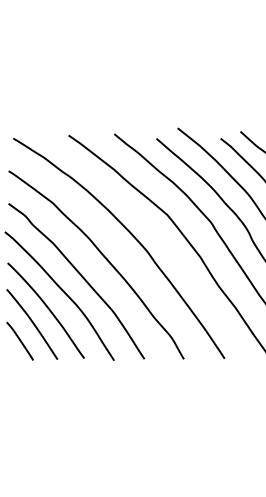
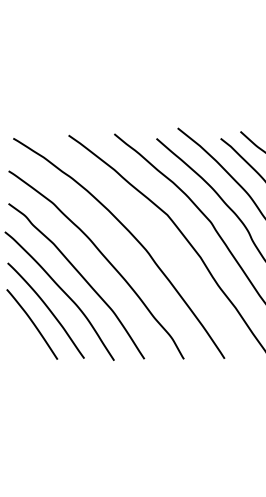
line: present -> none (19, 340)
